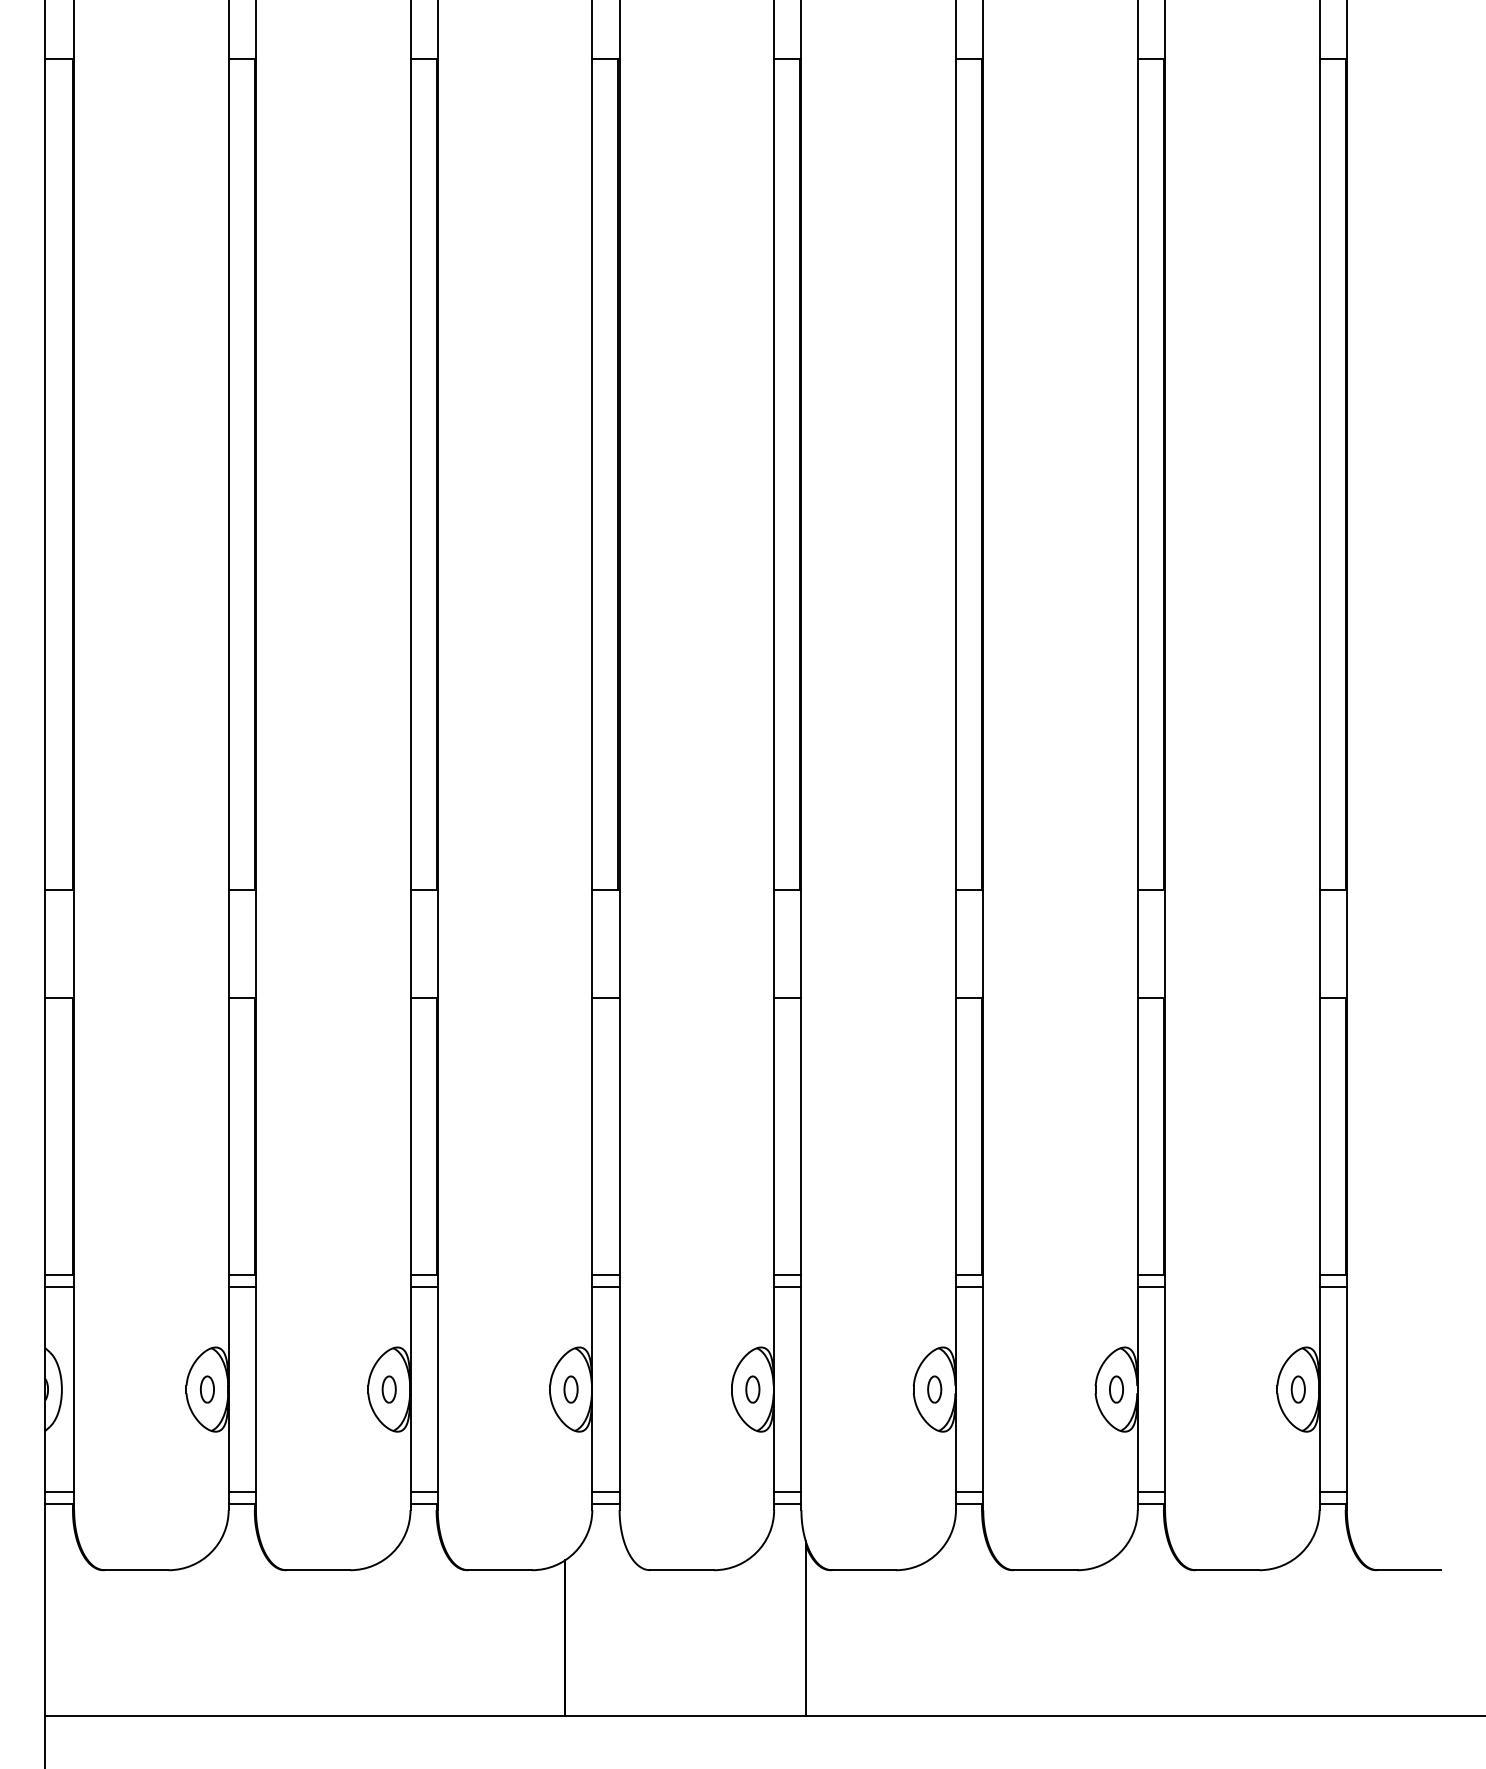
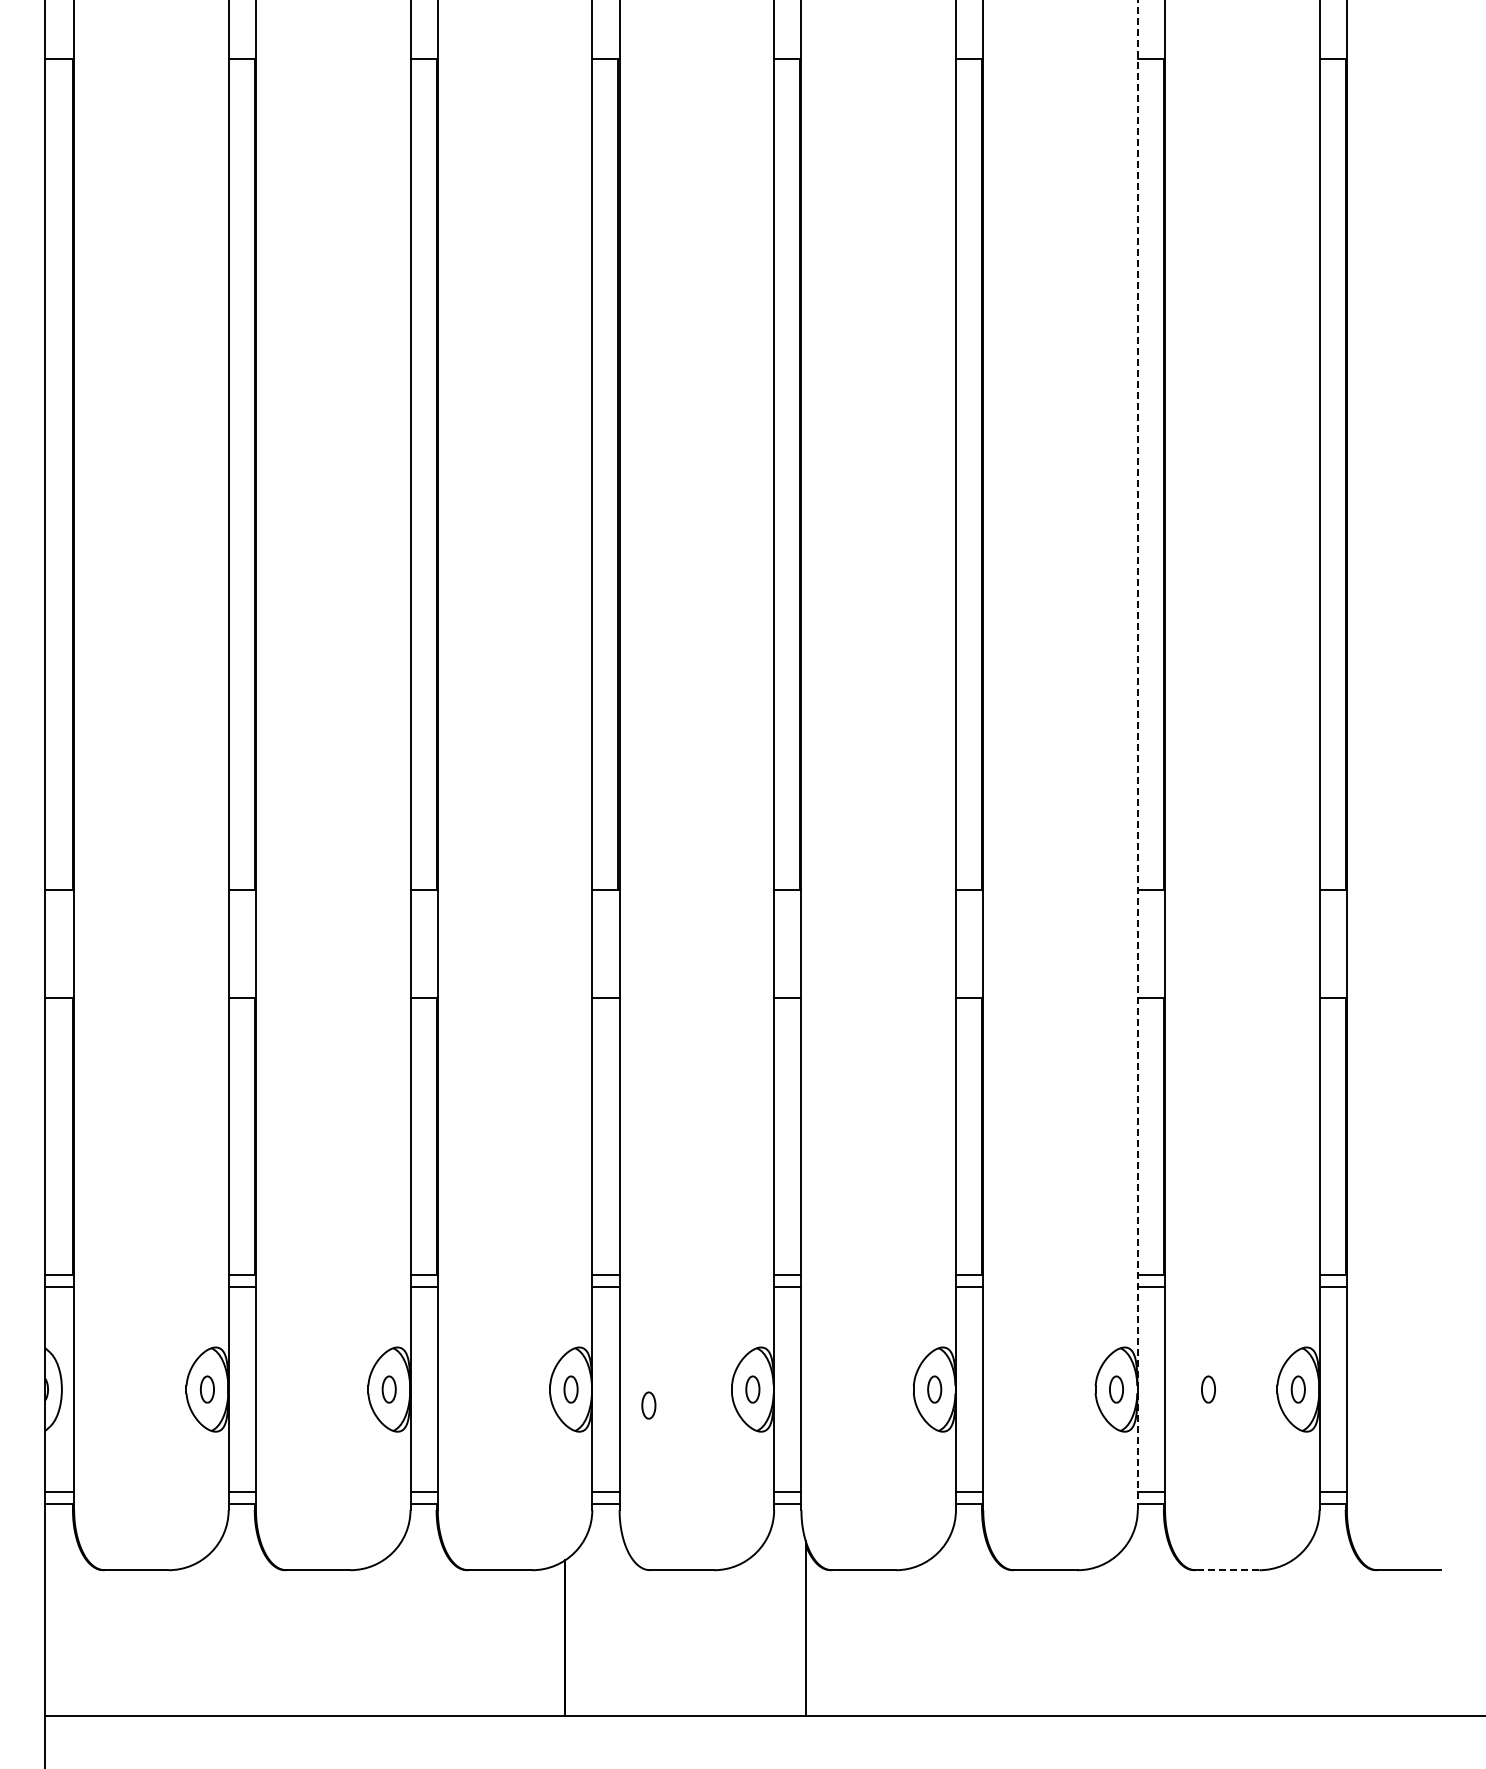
line: solid -> dashed (1137, 755)
part: none -> present (1208, 1389)
part: none -> present (648, 1405)
line: solid -> dashed (1227, 1570)
